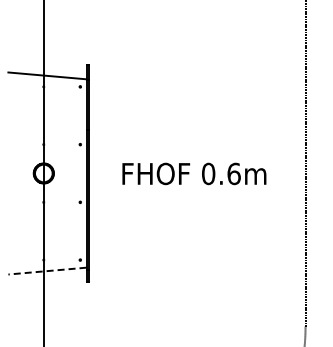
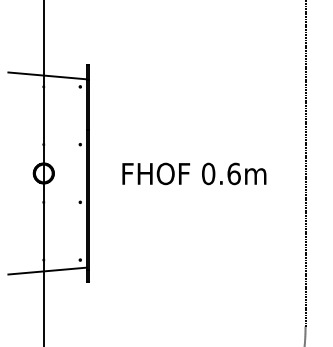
line: dashed -> solid (46, 271)
